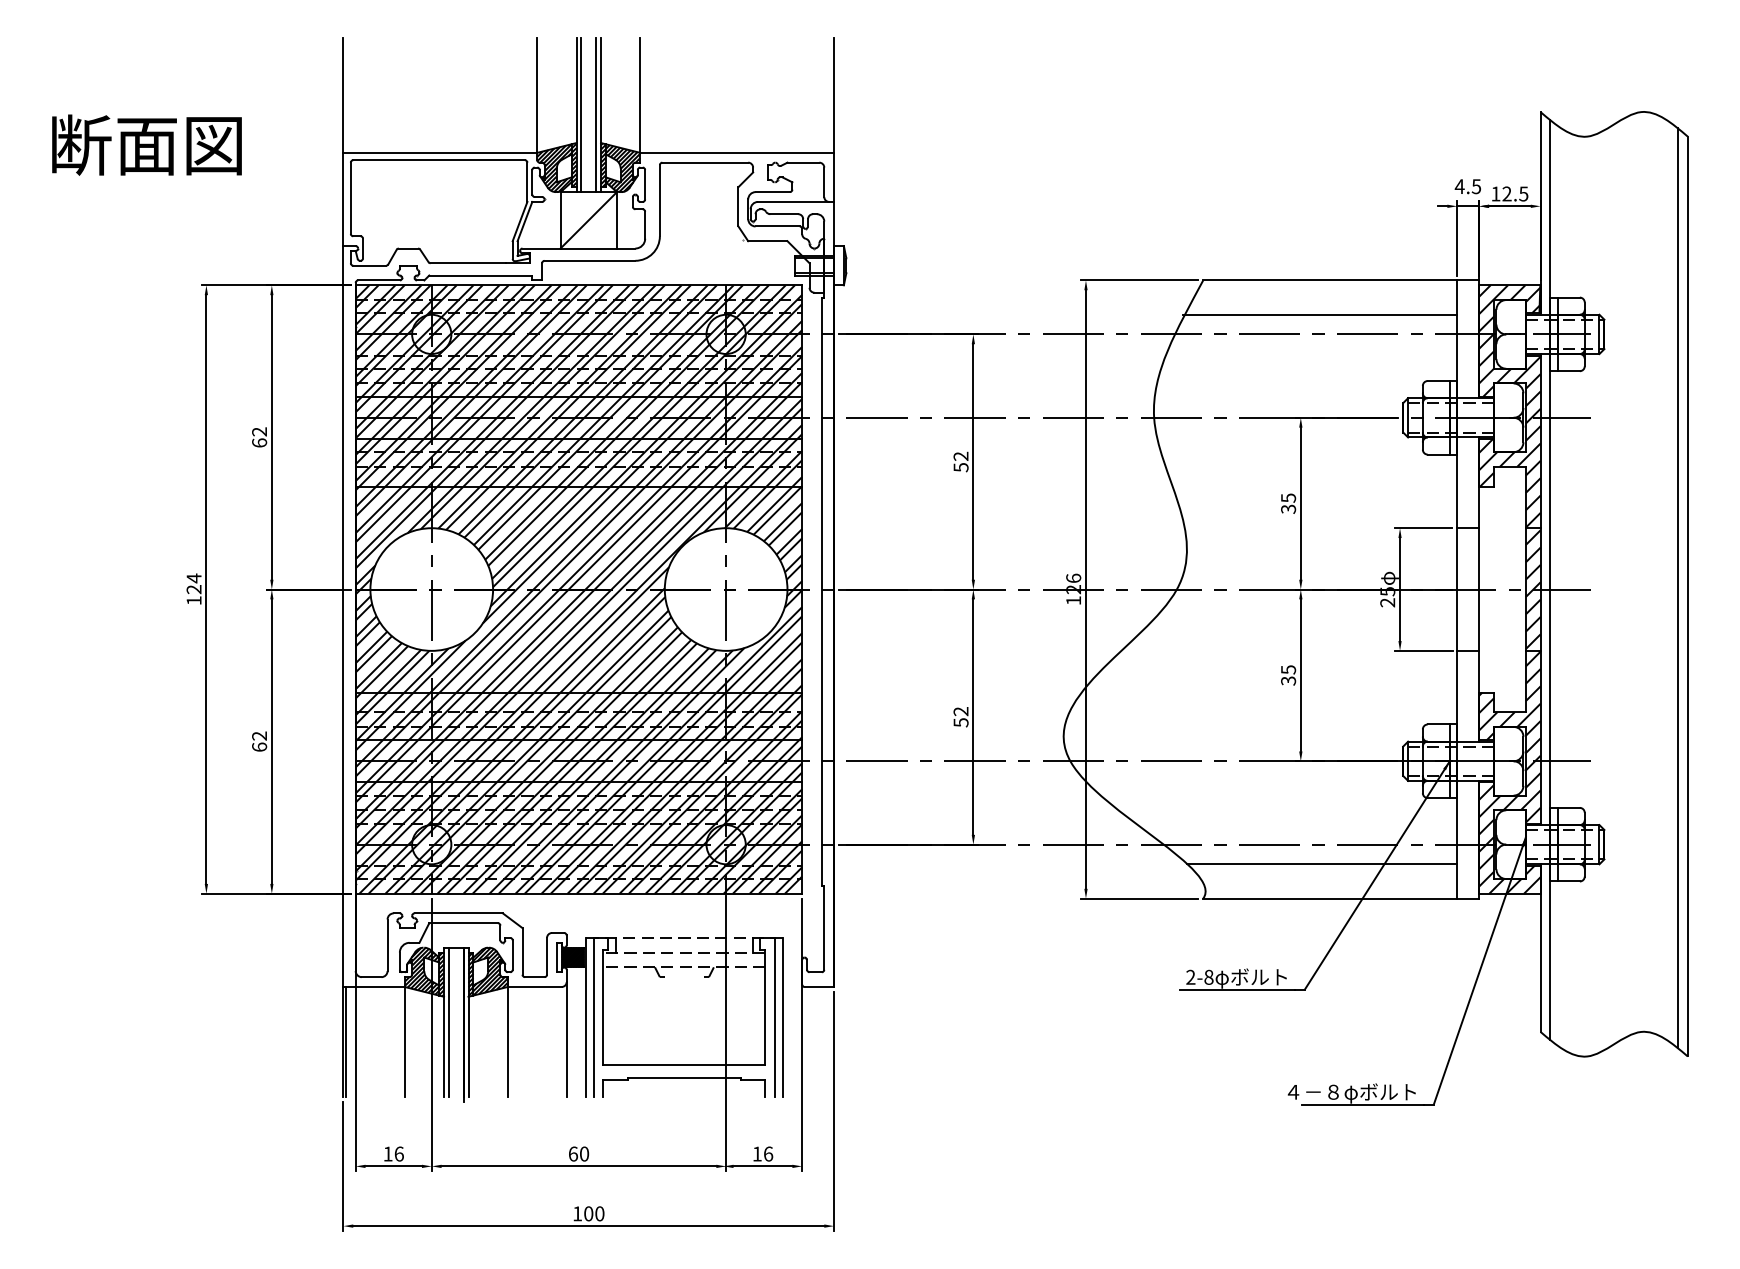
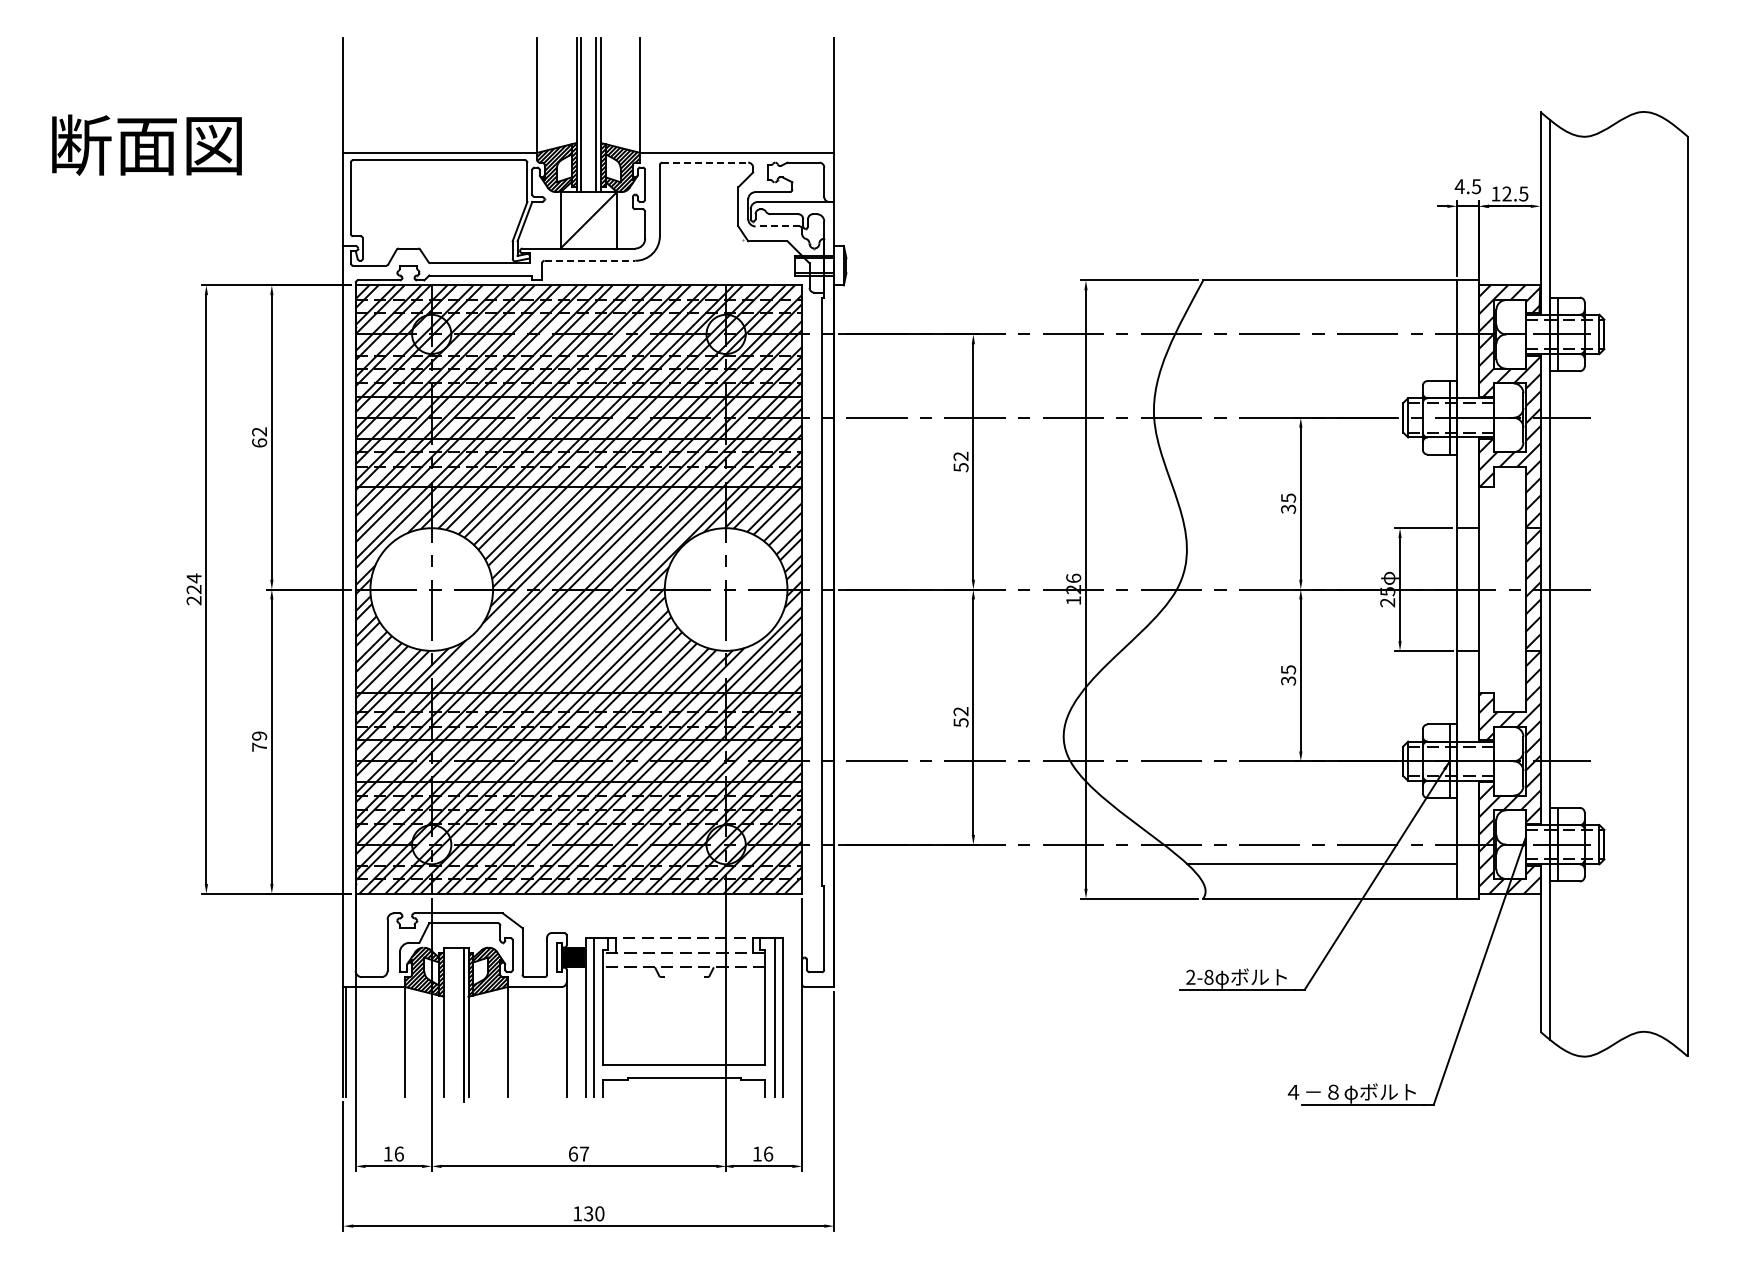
line: solid -> dashed (705, 162)
line: solid -> dashed (777, 226)
line: solid -> dashed (590, 260)
line: present -> none (1320, 314)
line: present -> none (1677, 588)
text: 124 -> 224 (193, 600)
text: 62 -> 79 (259, 741)
line: present -> none (448, 1022)
text: 60 -> 67 (584, 1153)
text: 100 -> 130 (588, 1213)
